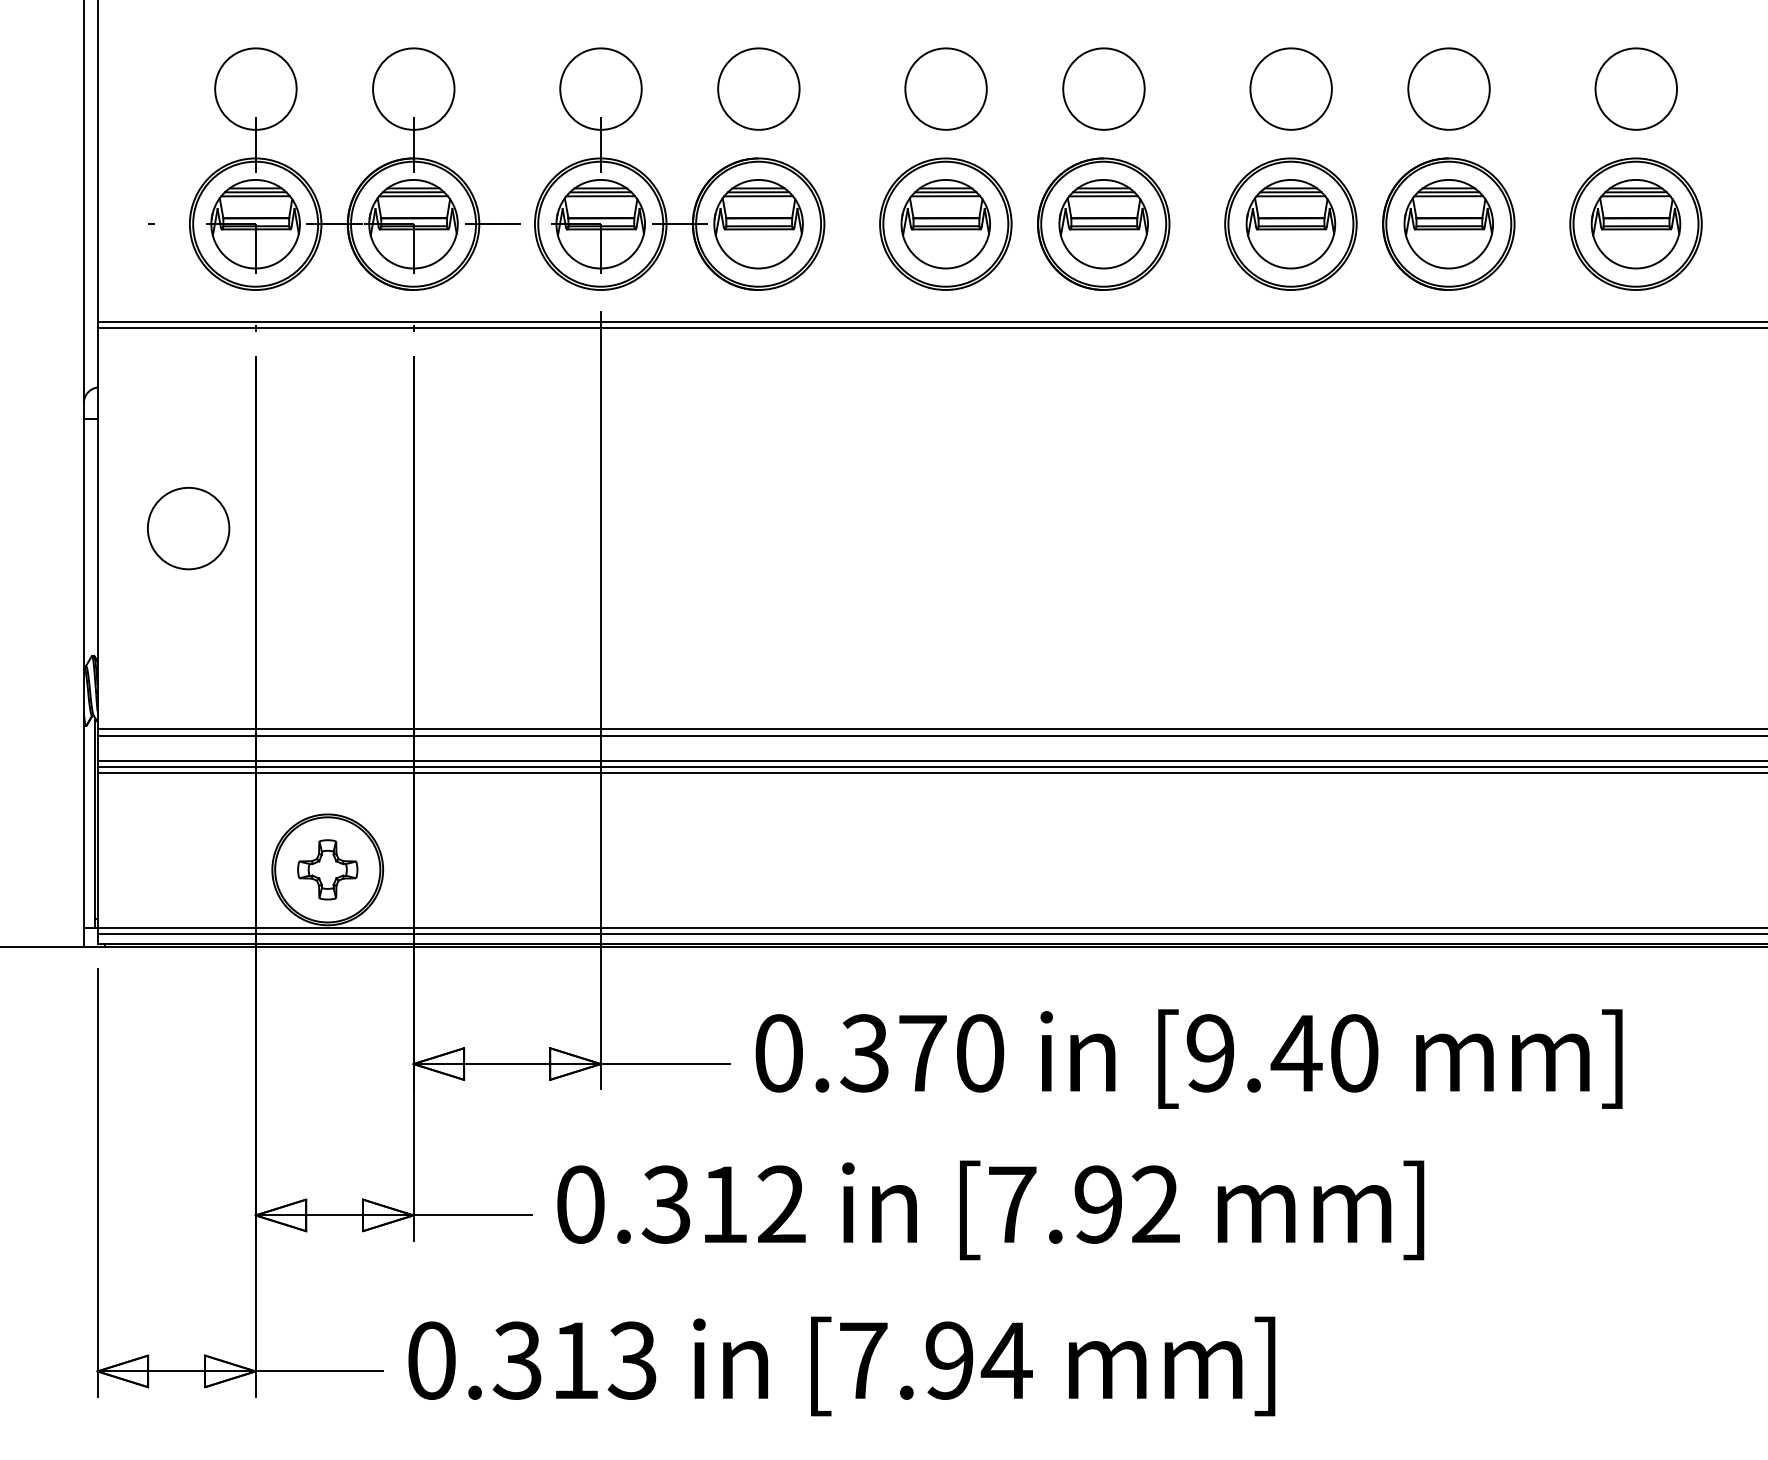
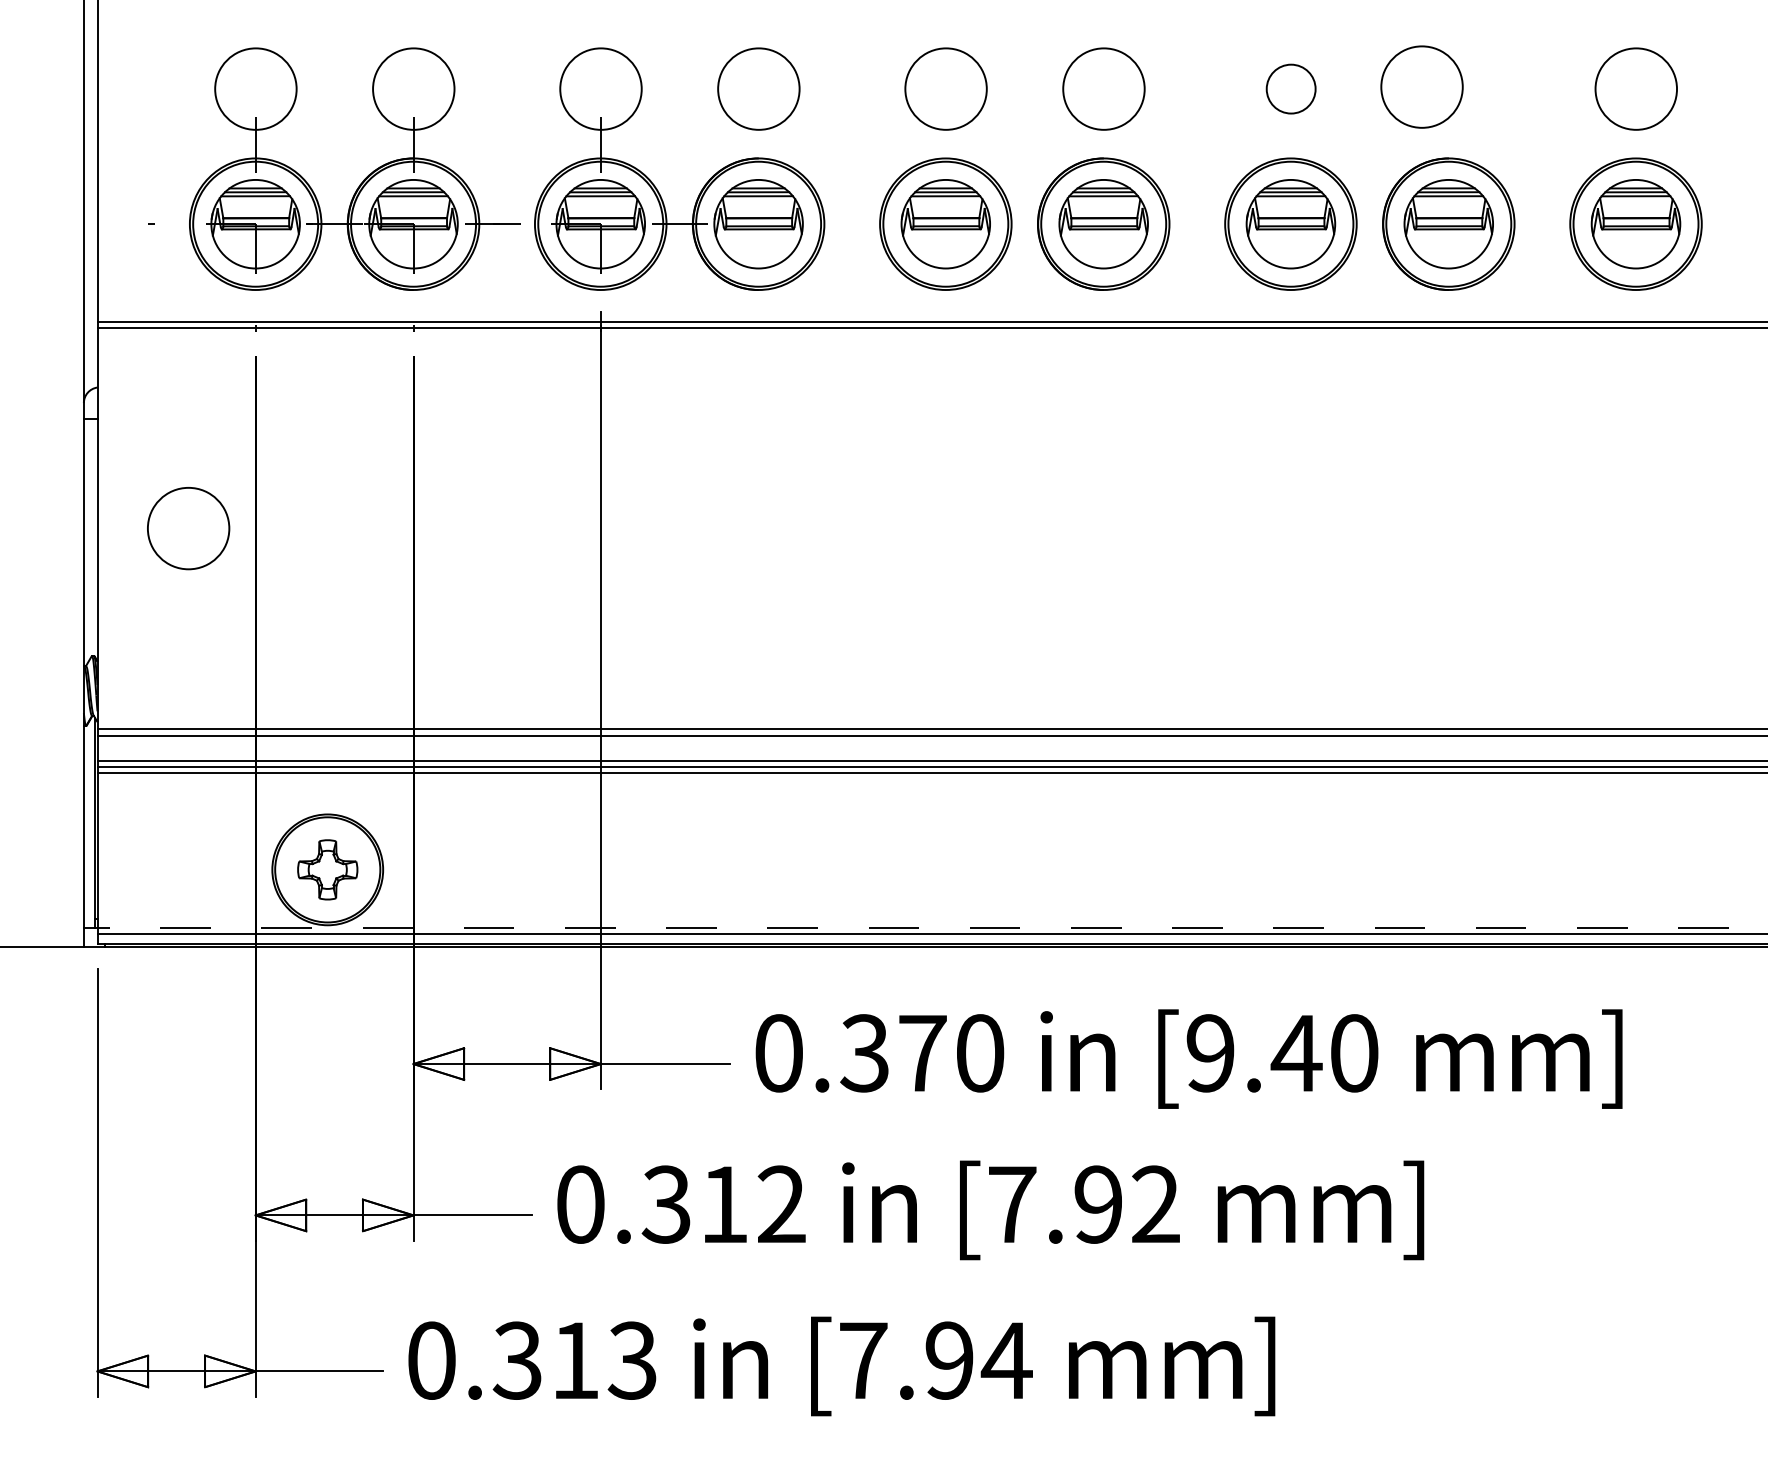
circle diameter: 81 px -> 49 px (1290, 88)
circle position: (1448, 88) -> (1421, 86) (1421, 86)
line: solid -> dashed (931, 927)
